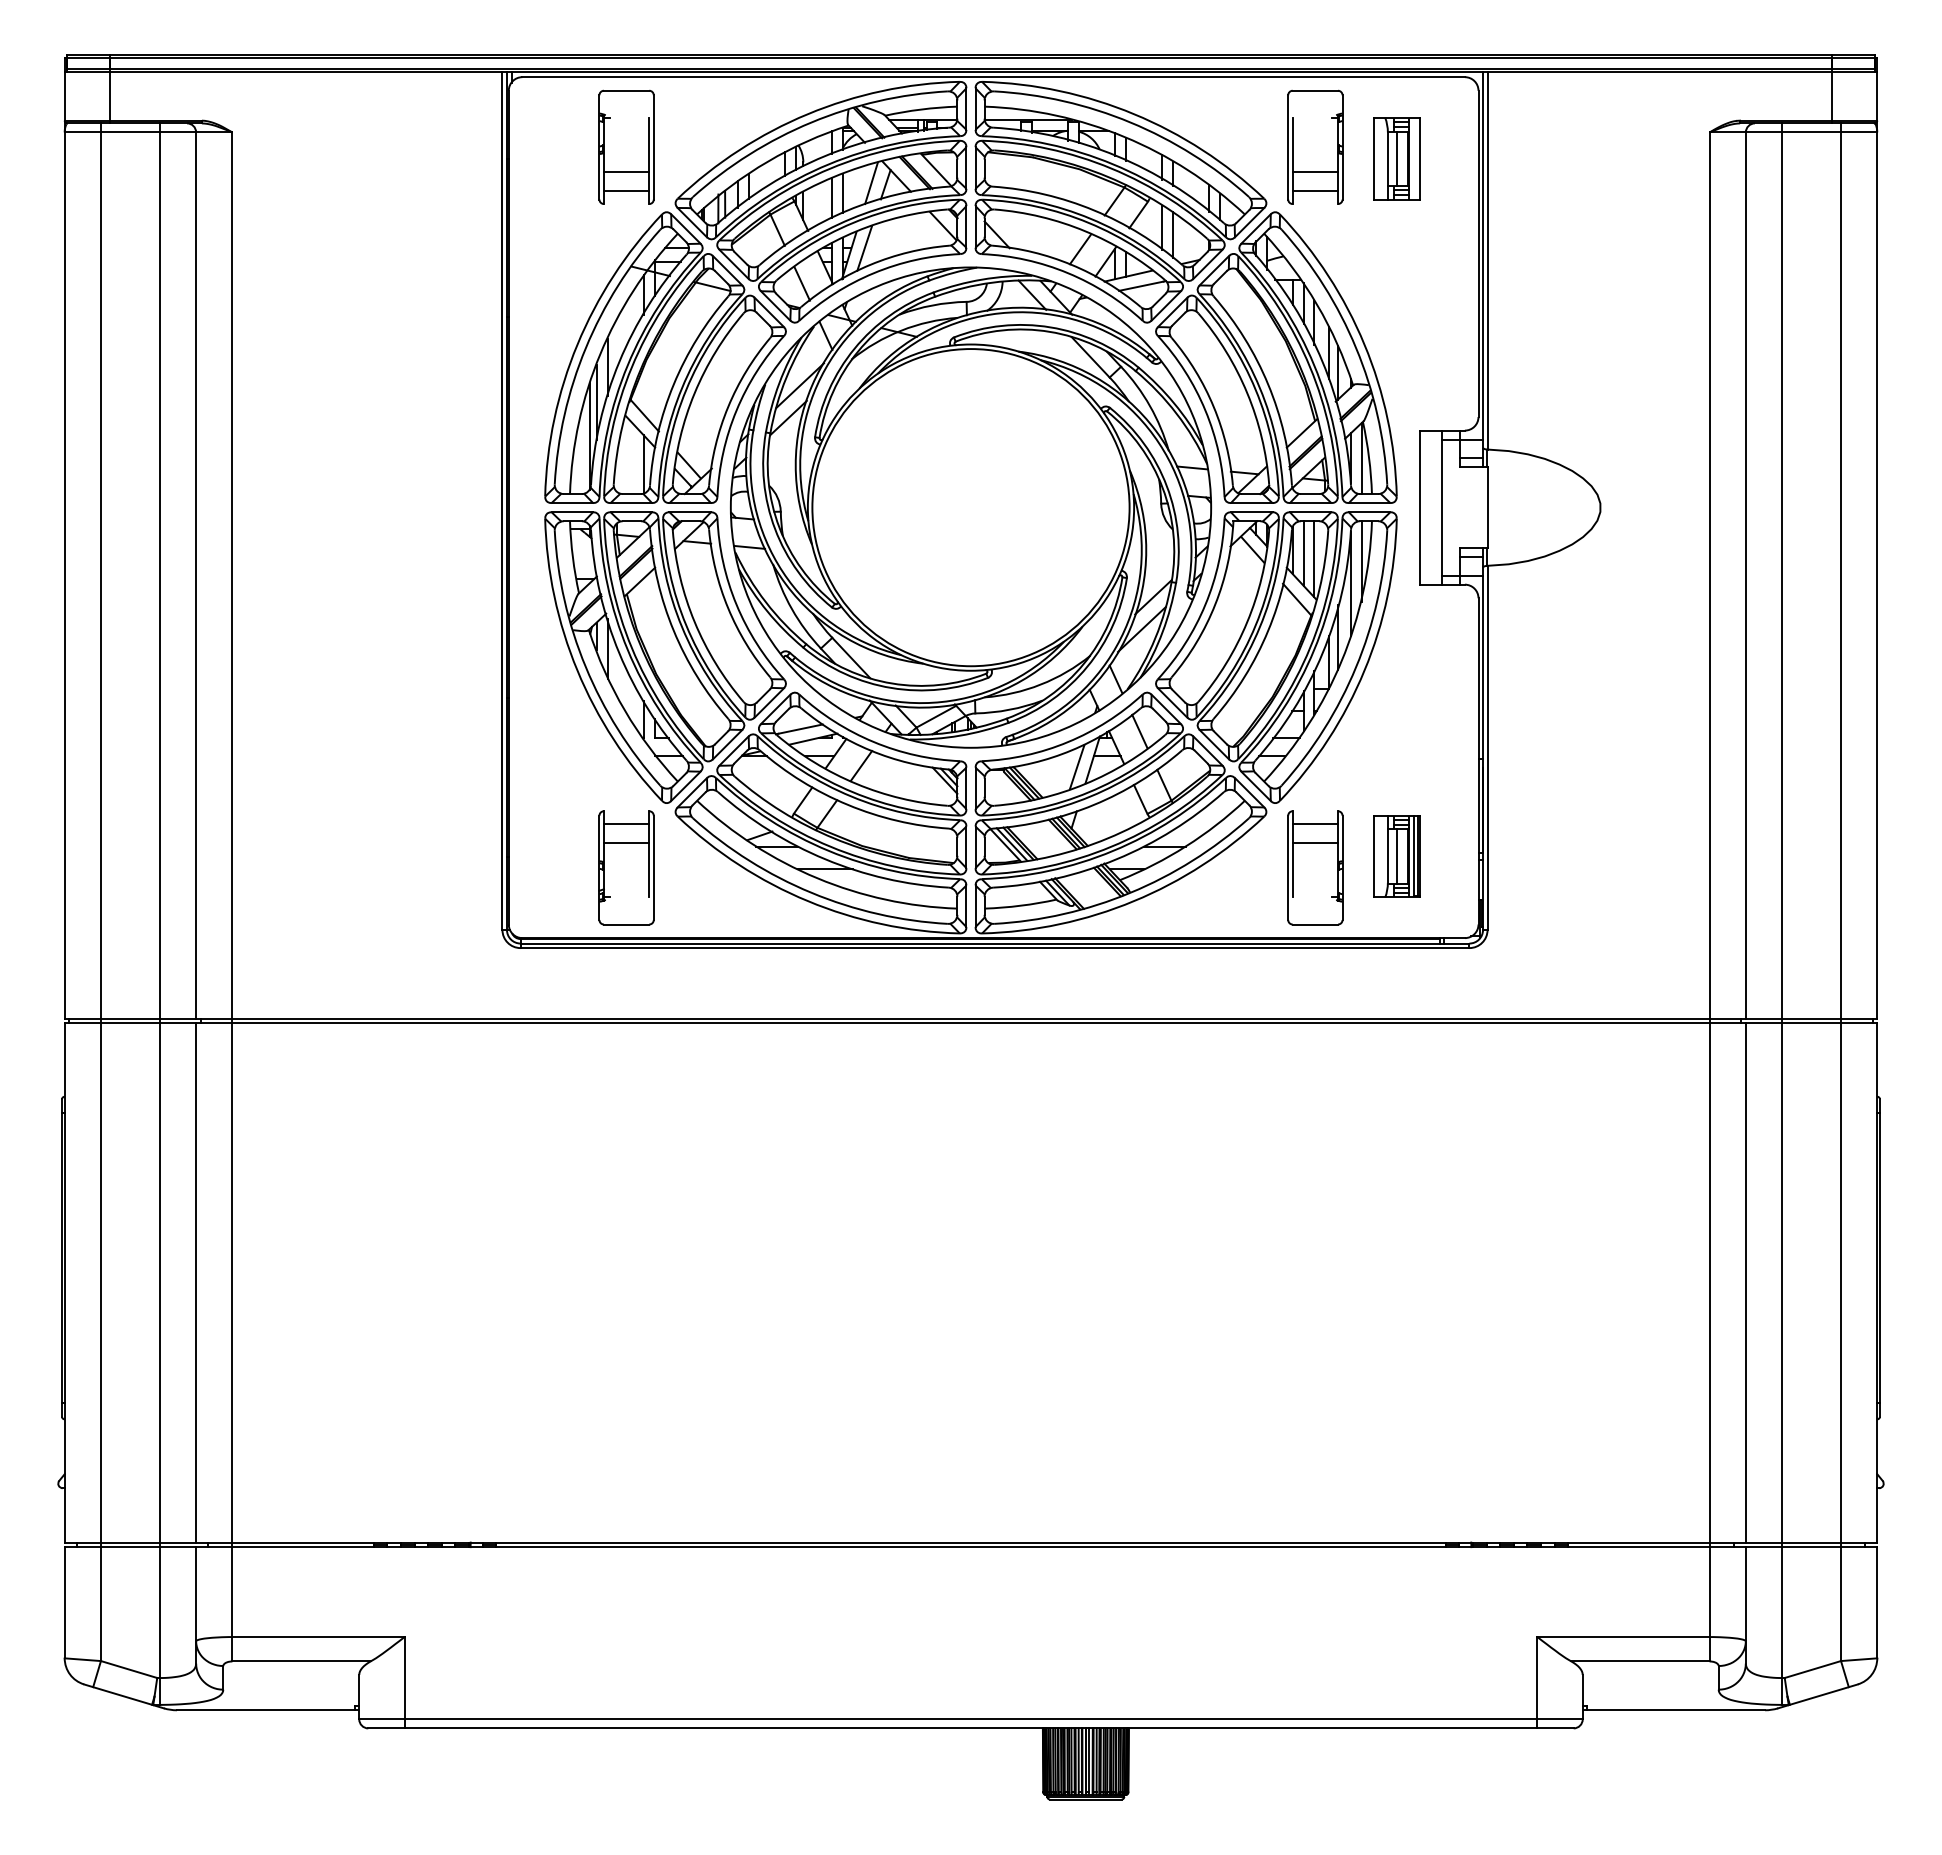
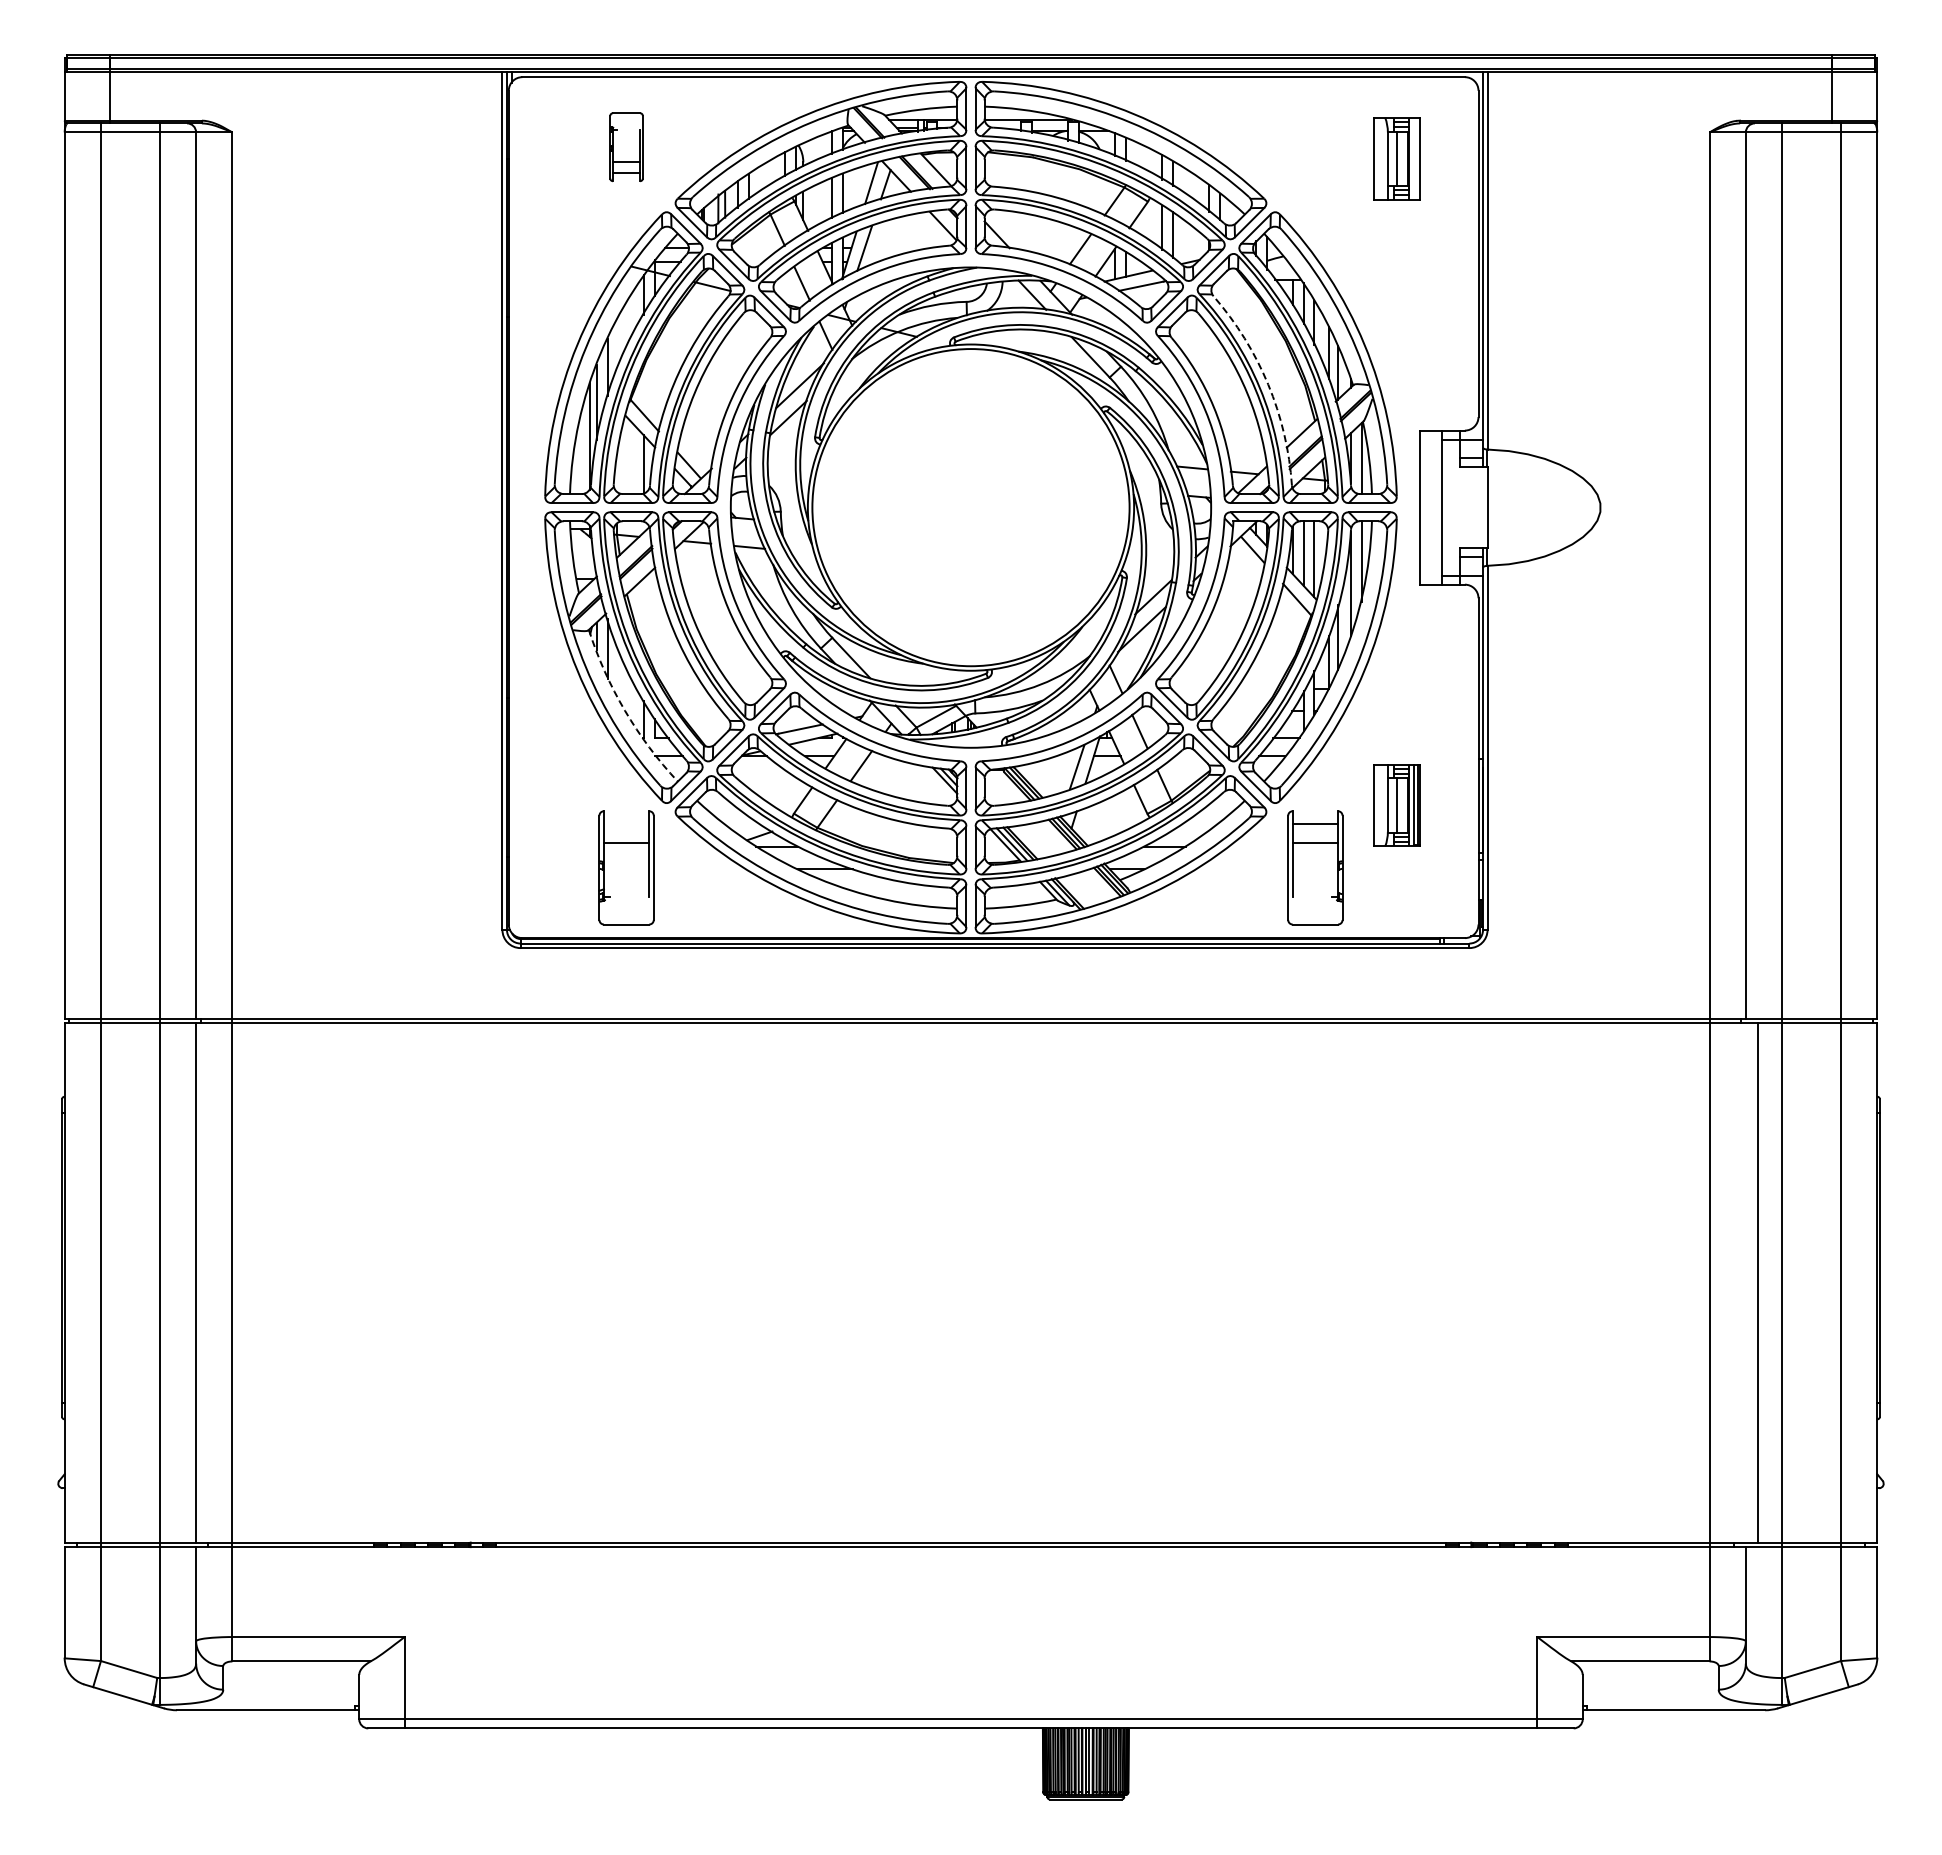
part size: 57x116 px -> 35x71 px (626, 147)
part: present -> none (1315, 146)
arc: solid -> dashed (1268, 384)
arc: solid -> dashed (624, 710)
line: present -> none (626, 824)
part position: (1396, 856) -> (1396, 805) (1396, 805)
line position: (1745, 1282) -> (1757, 1282) (1757, 1282)
